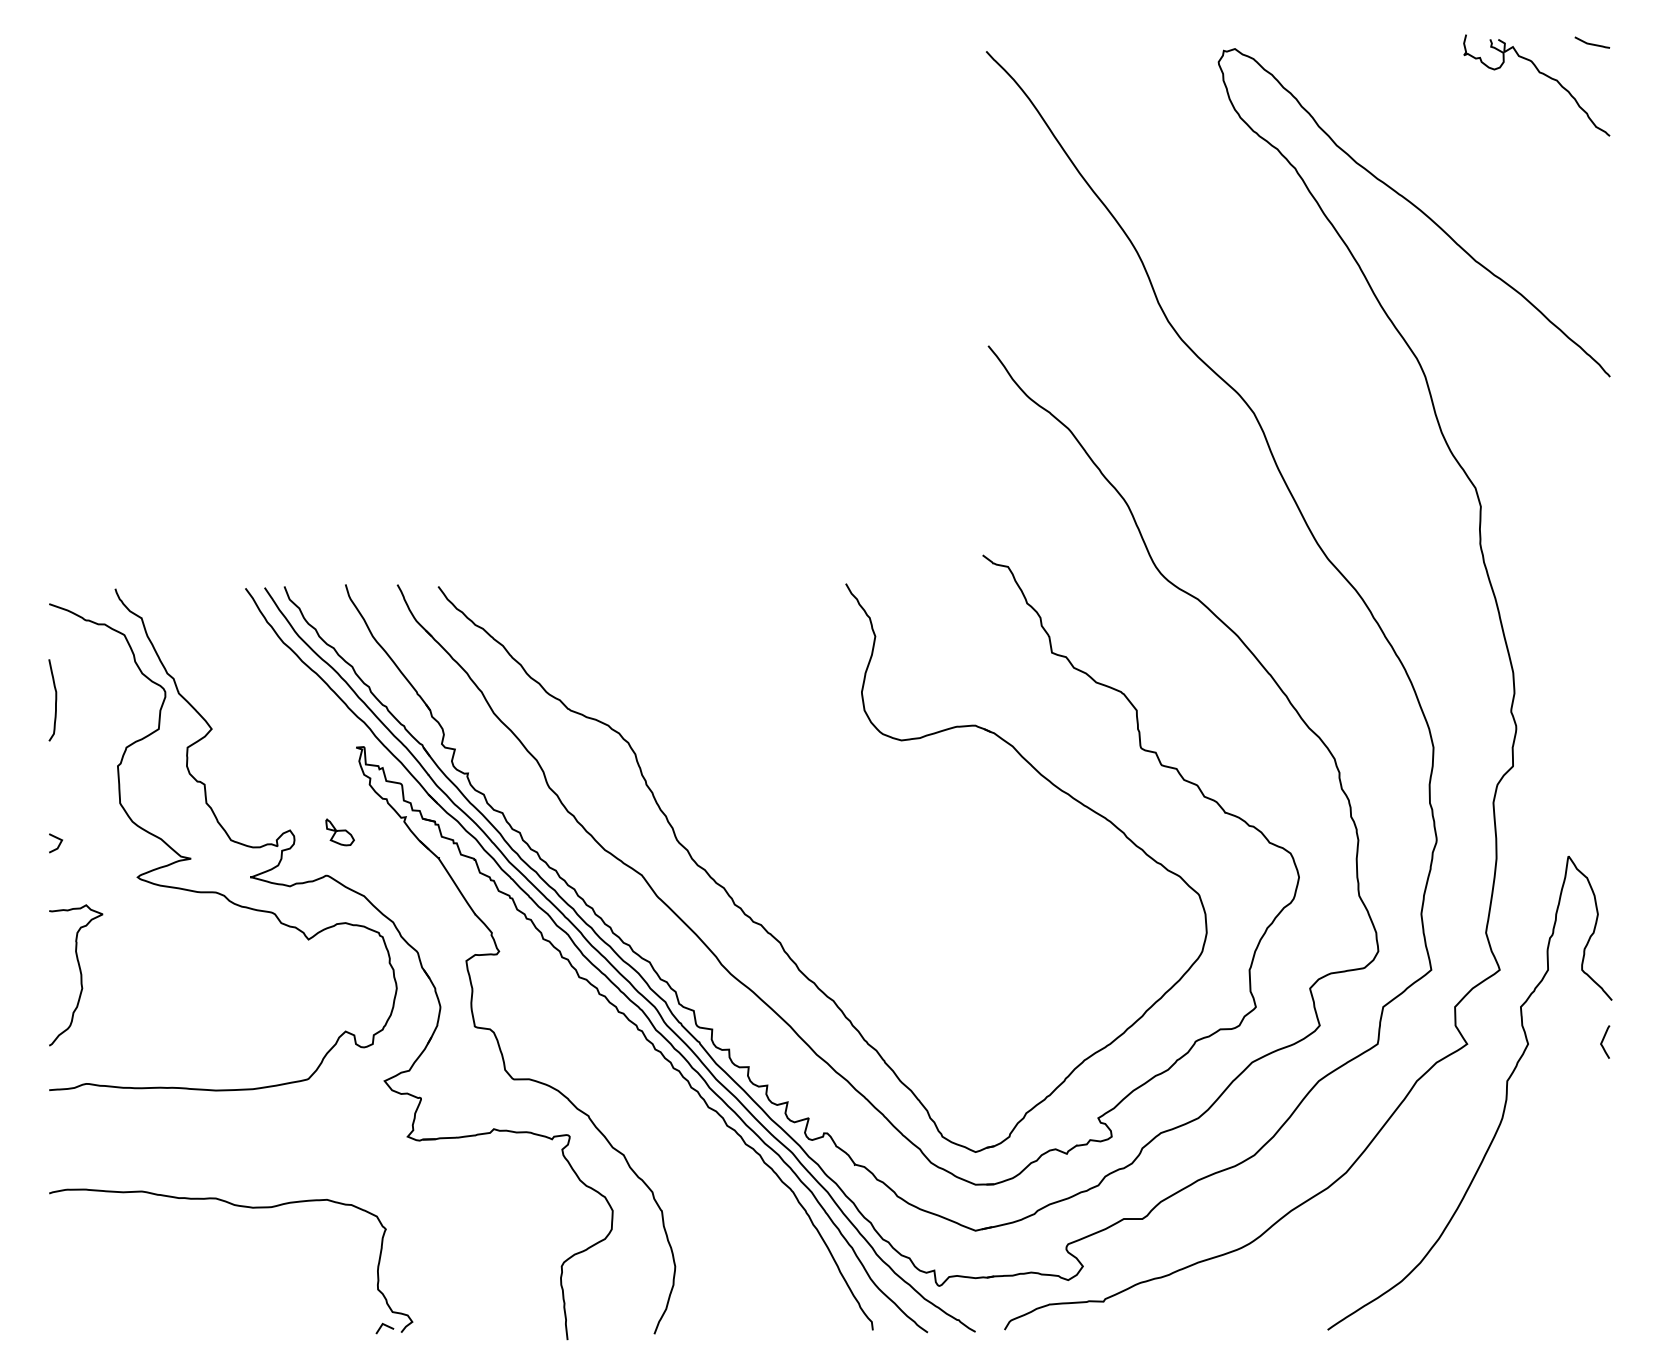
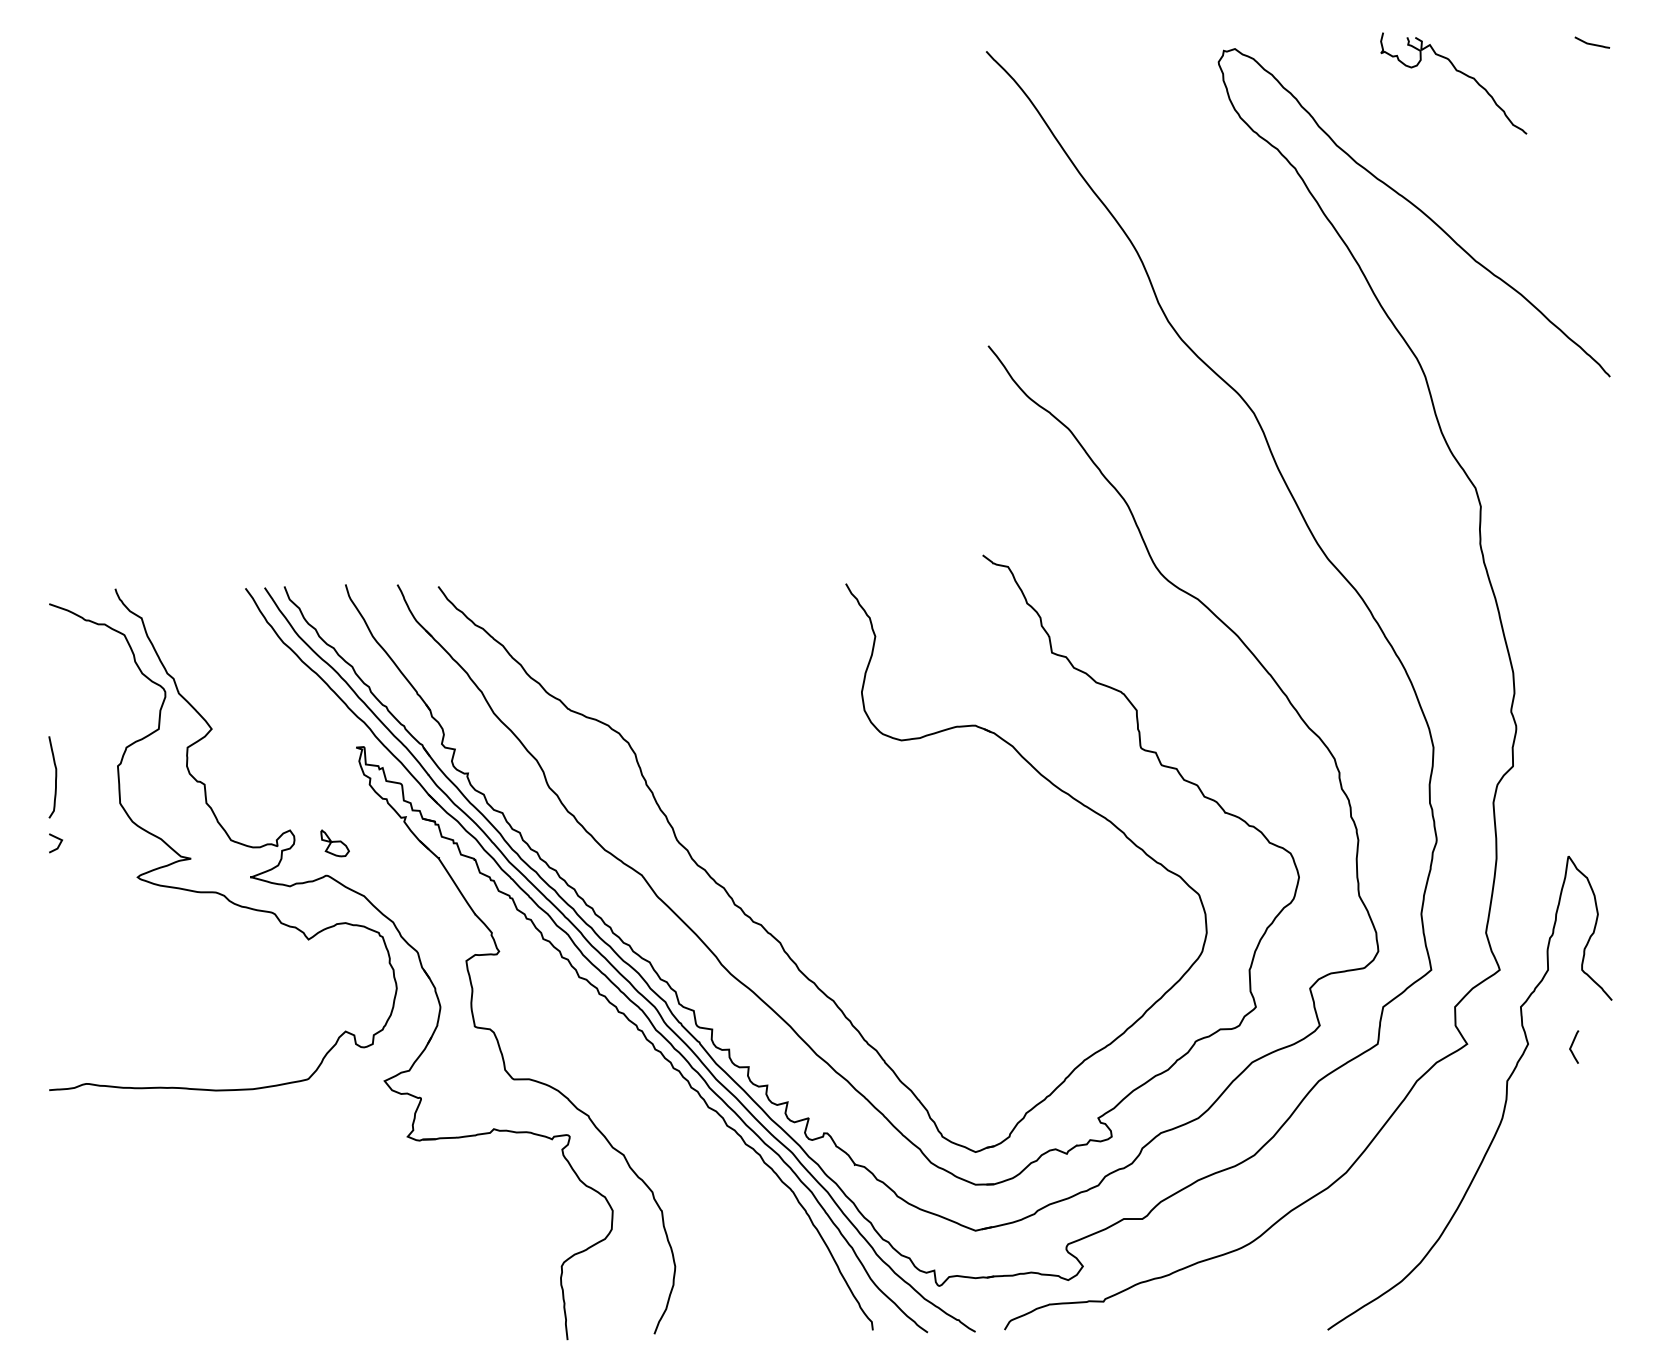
part position: (1539, 73) -> (1456, 71) (1456, 71)
curve position: (55, 700) -> (55, 777) (55, 777)
part position: (339, 832) -> (334, 843) (334, 843)
curve: present -> none (80, 975)
curve position: (1603, 1041) -> (1572, 1046) (1572, 1046)
part: present -> none (241, 1207)
